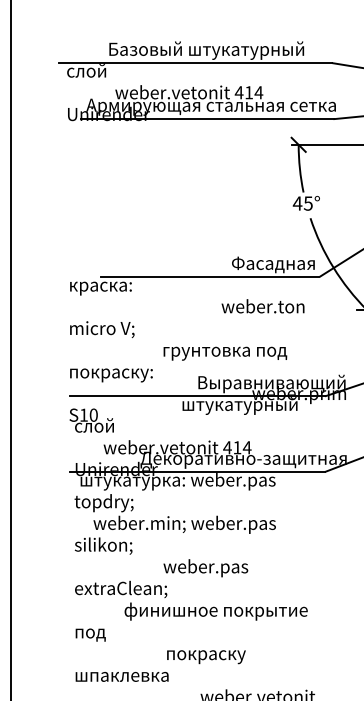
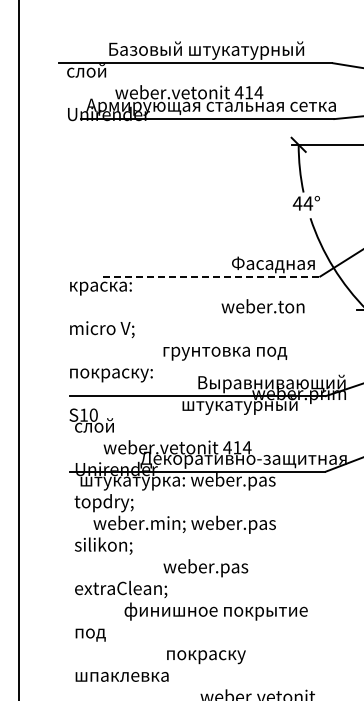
text: 45° -> 44° (308, 203)
line: solid -> dashed (209, 277)
line position: (10, 349) -> (18, 349) (18, 349)
